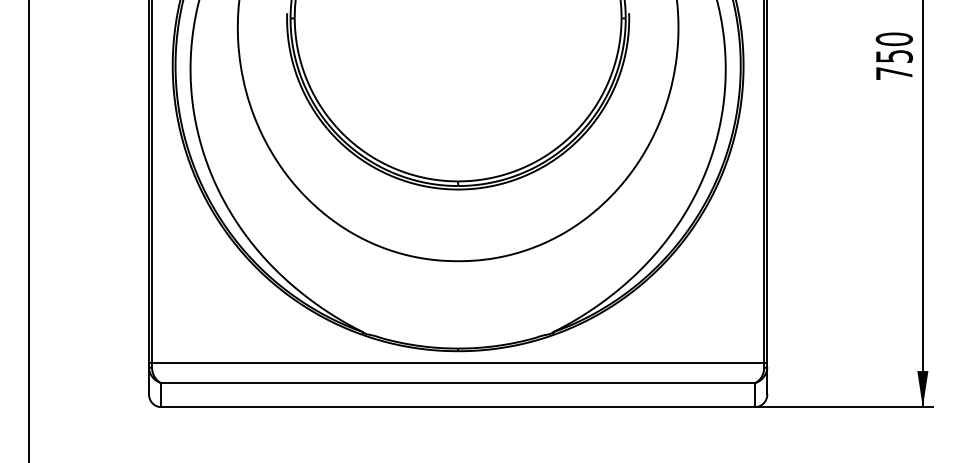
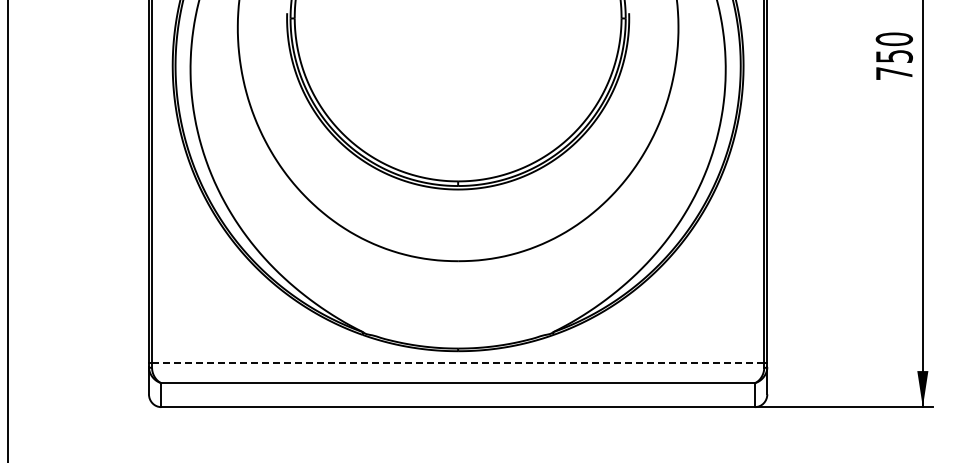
line position: (28, 230) -> (7, 230) (7, 230)
line: solid -> dashed (458, 363)
